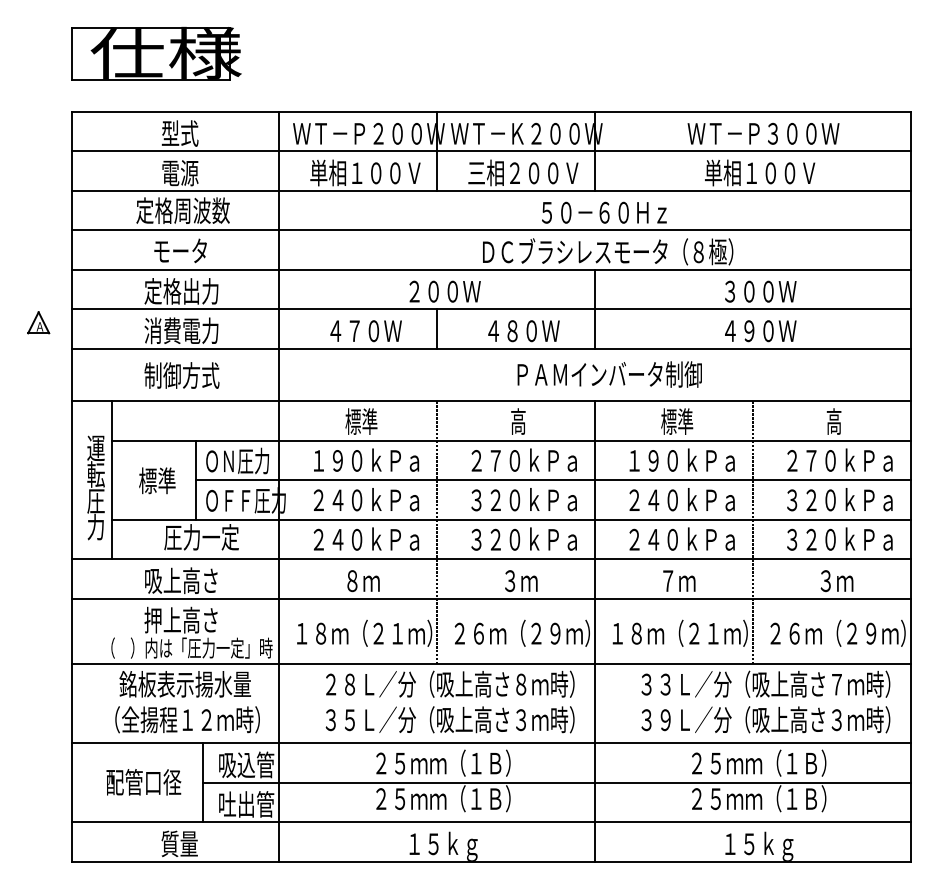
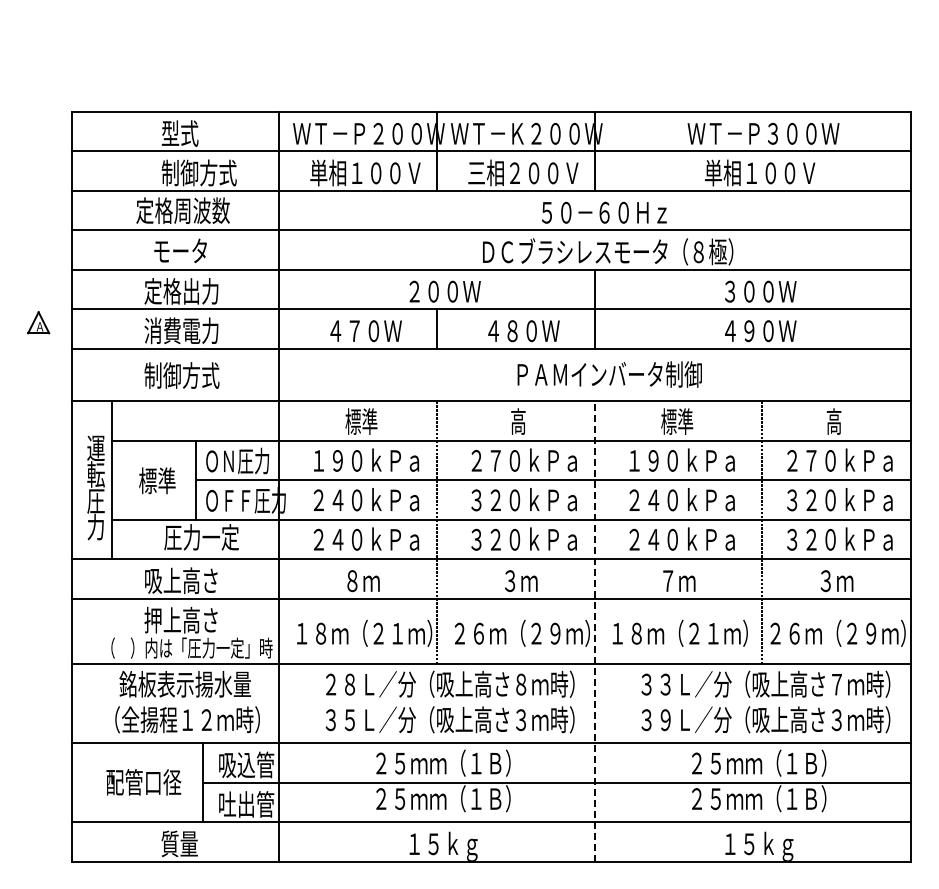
part: present -> none (156, 53)
text: 電源 -> 制御方式 (198, 172)
line position: (752, 532) -> (761, 532) (761, 532)
line: solid -> dashed (595, 630)
